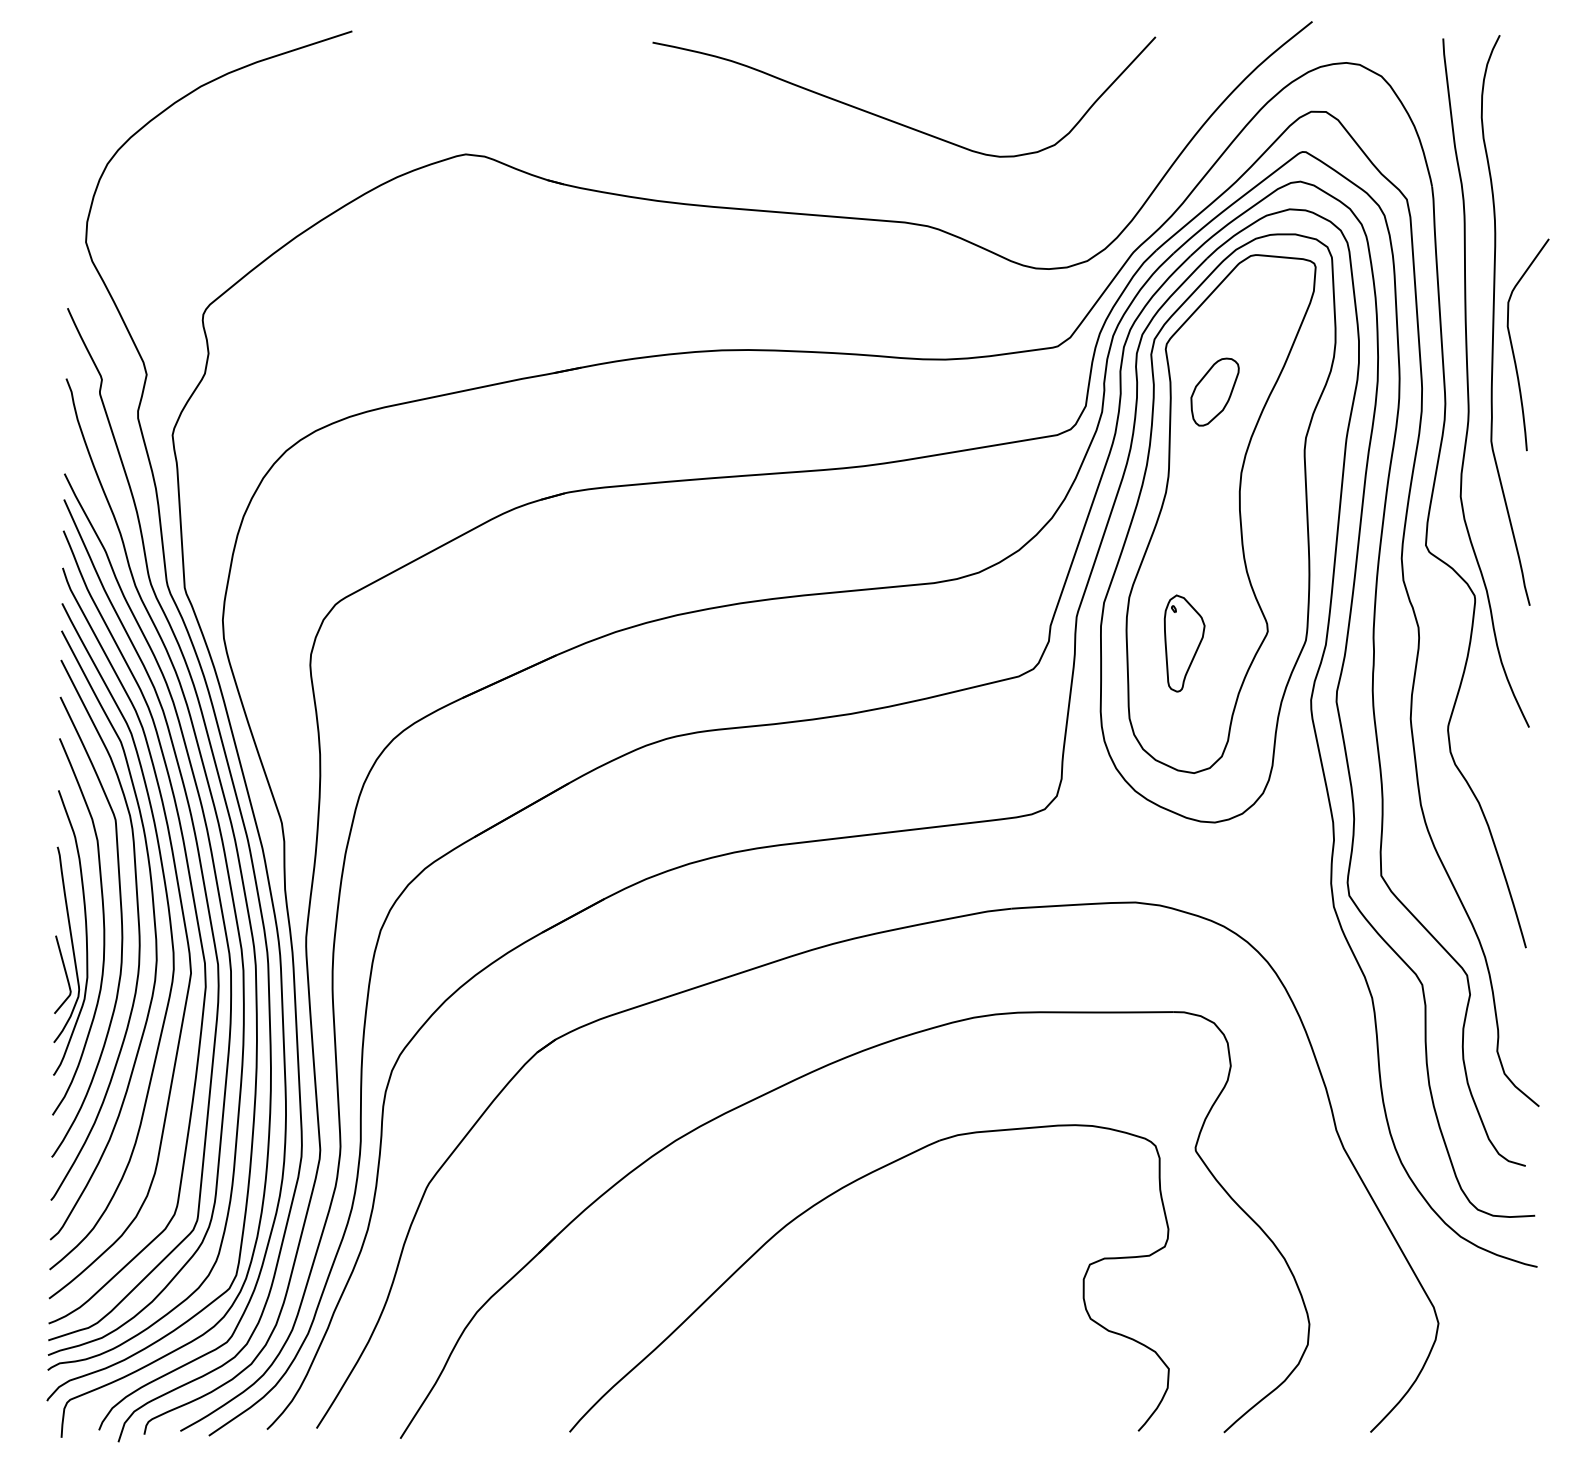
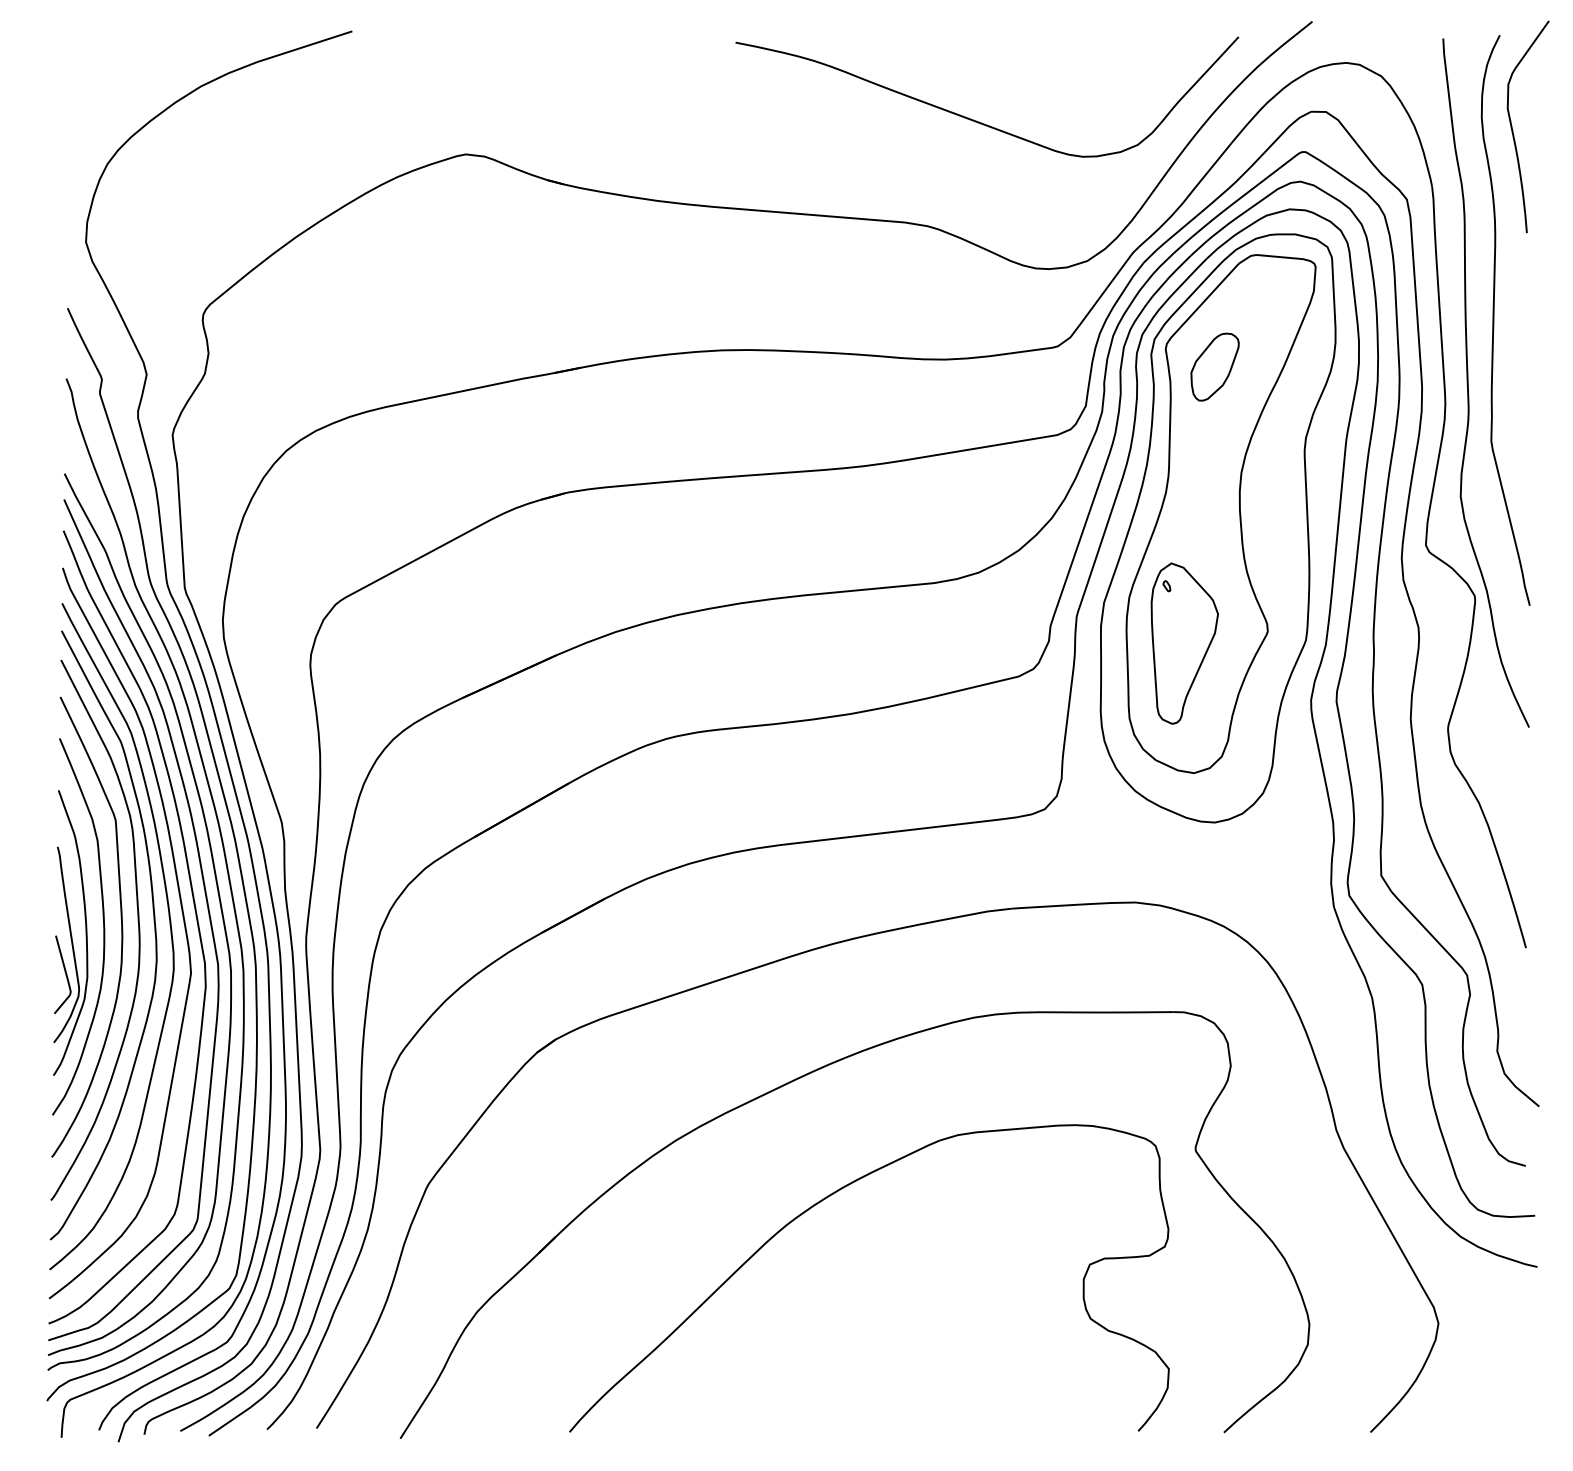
curve position: (896, 121) -> (979, 121) (979, 121)
curve position: (1513, 348) -> (1513, 130) (1513, 130)
part position: (1214, 391) -> (1214, 366) (1214, 366)
part size: 43x99 px -> 69x163 px (1184, 643)
